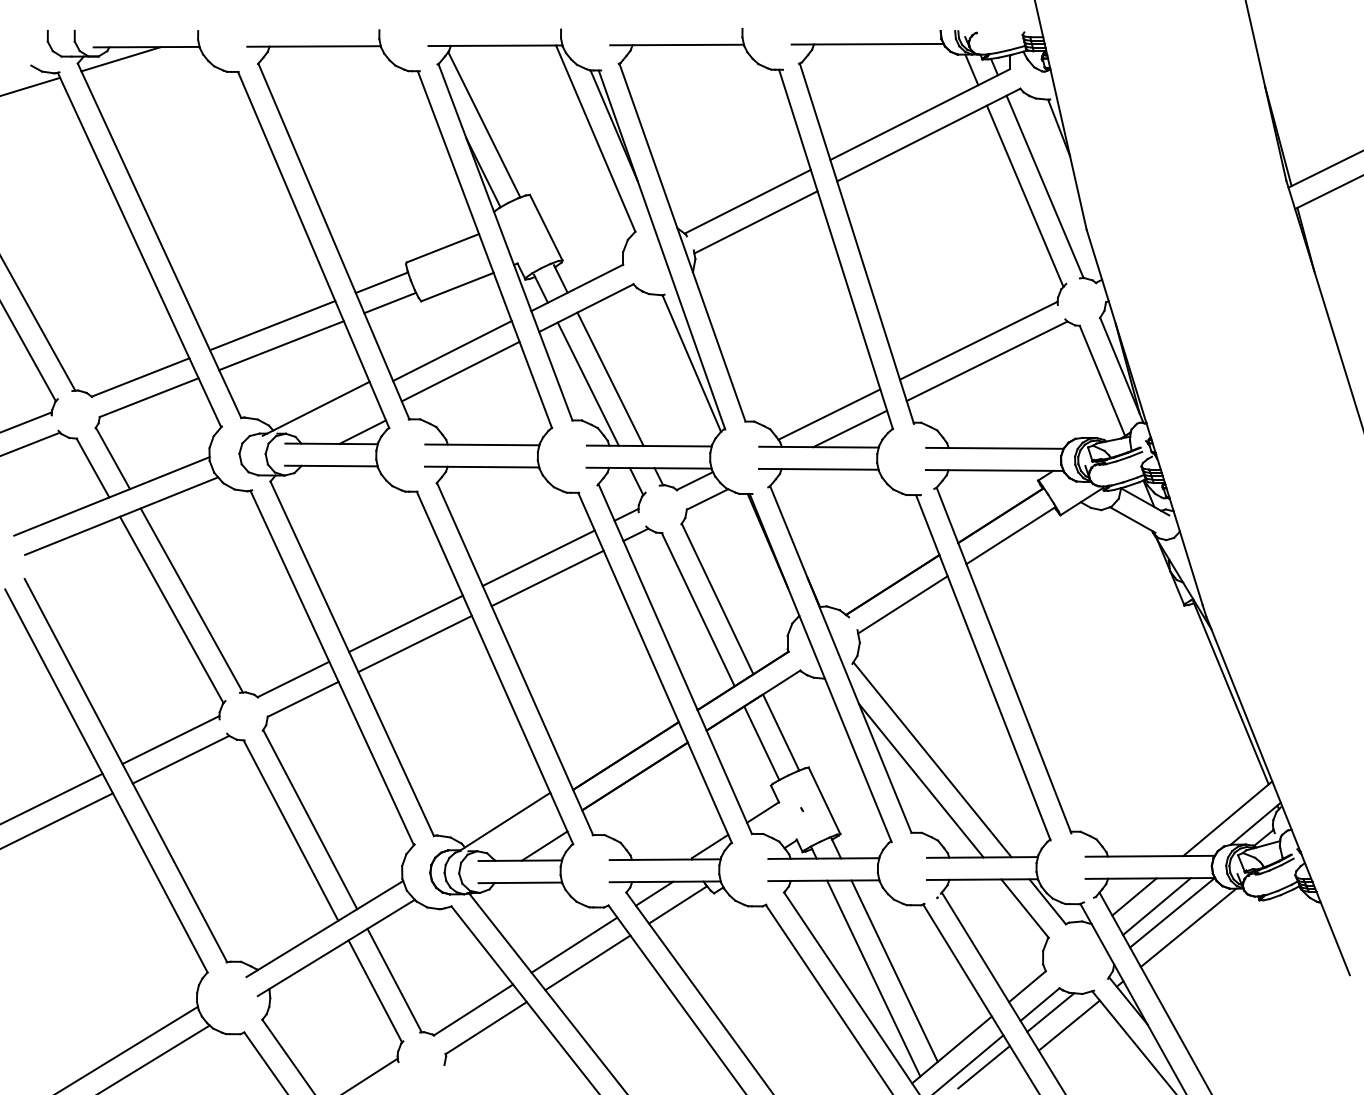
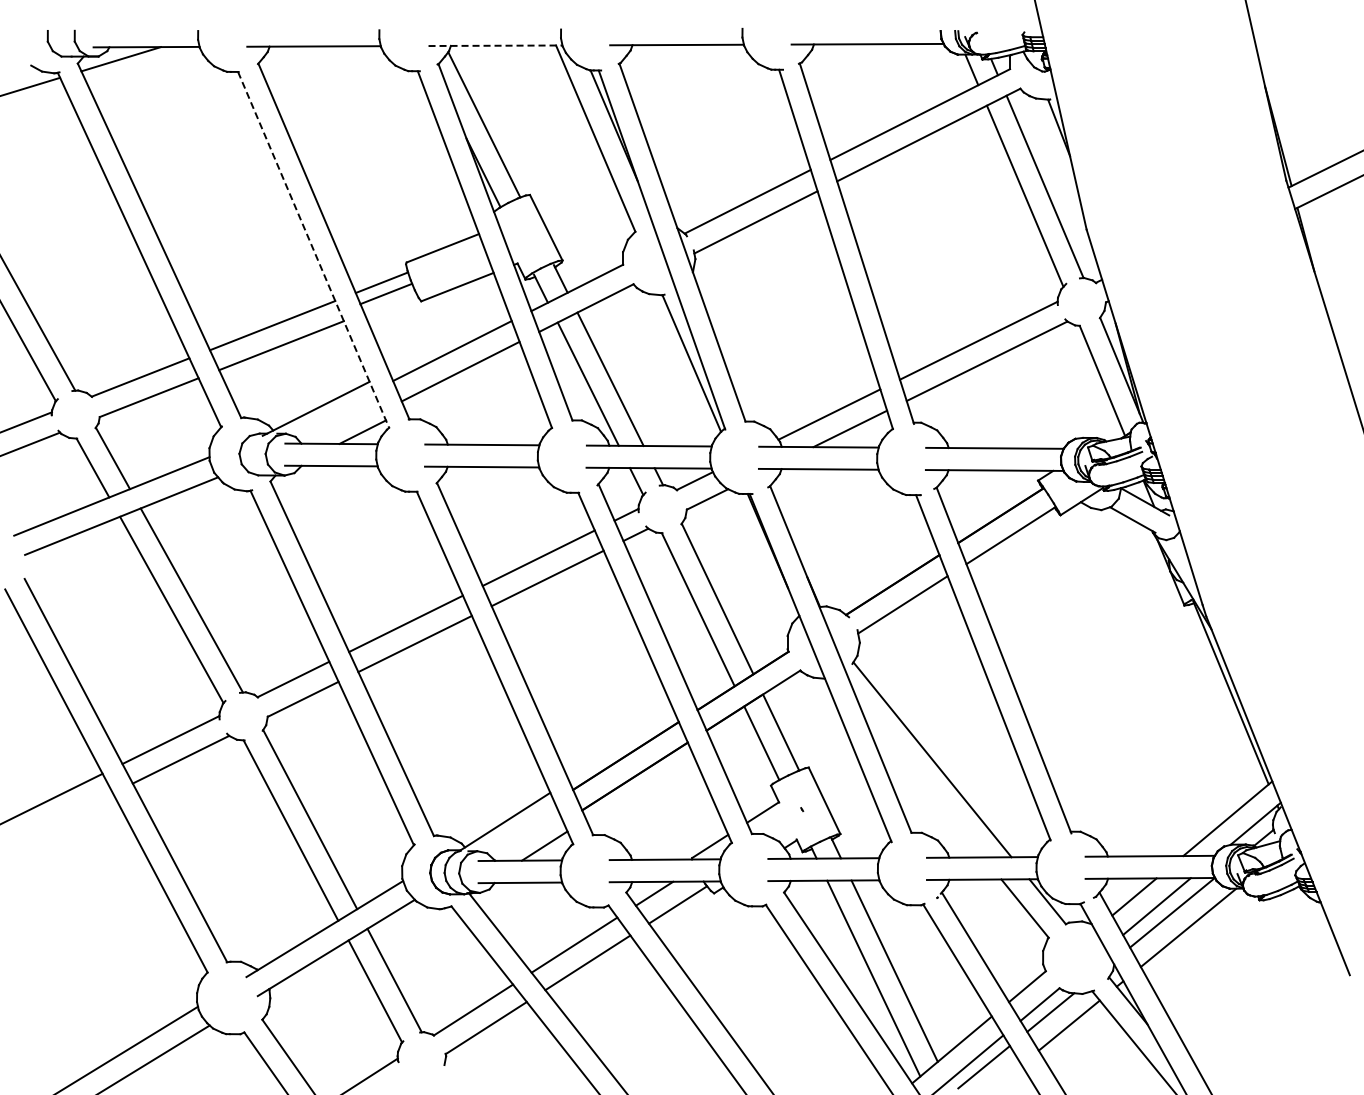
line: solid -> dashed (495, 45)
line: solid -> dashed (313, 250)
line position: (390, 302) -> (386, 293) (386, 293)
line: present -> none (920, 780)
line: present -> none (57, 820)
